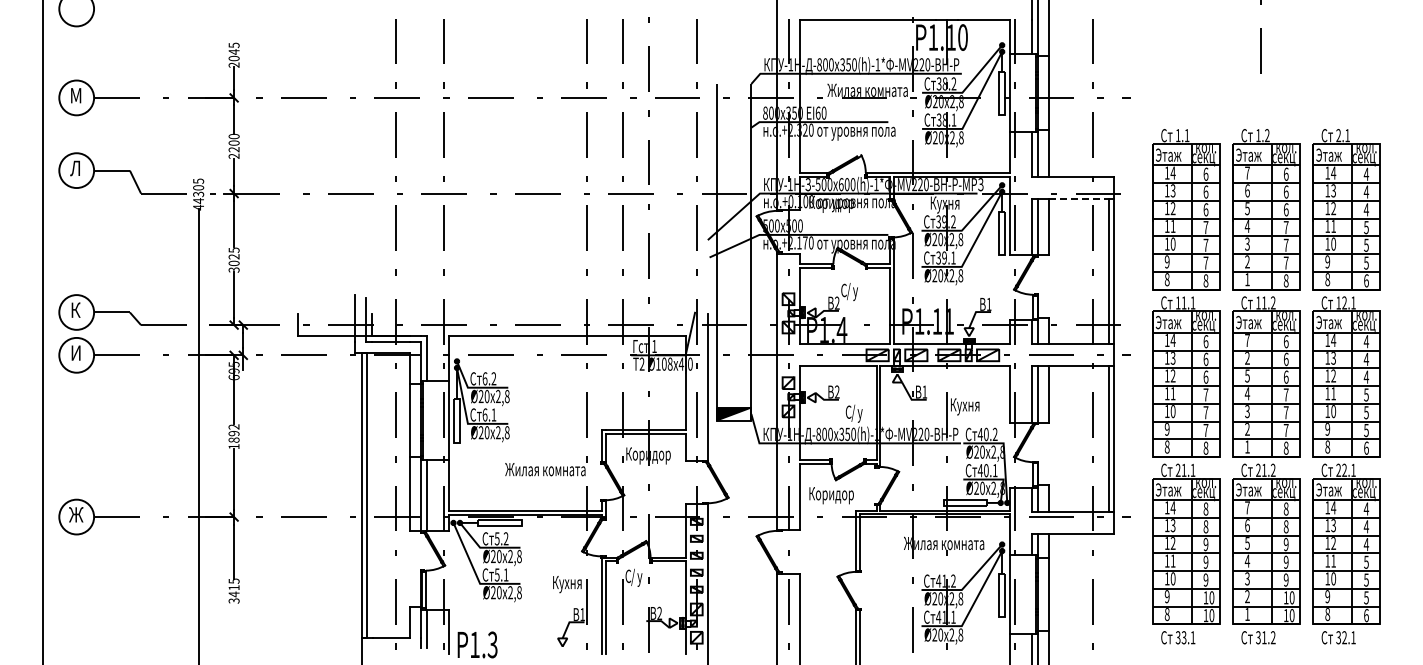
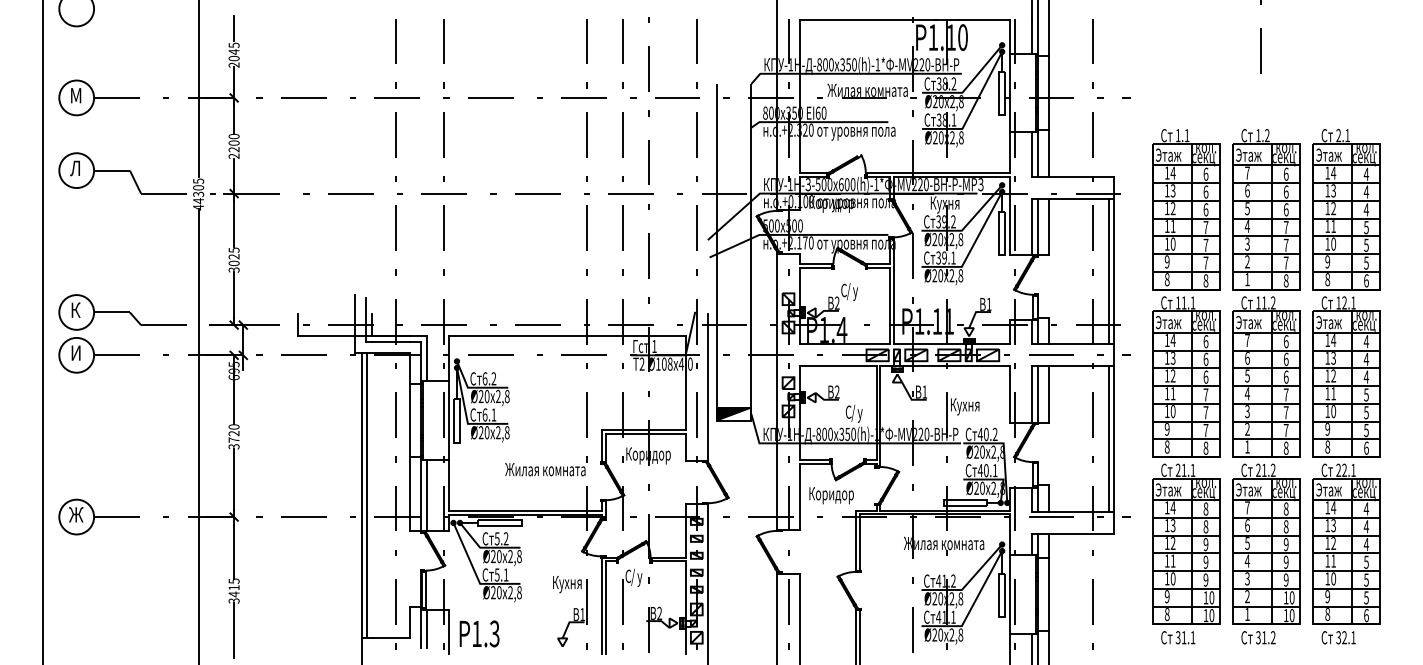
line: none -> present (234, 28)
line: none -> present (198, 89)
line: dashed -> solid (1079, 199)
text: 2 -> 6 (1247, 358)
text: 1892 -> 3720 (233, 436)
line: none -> present (234, 630)
text: 33.1 -> 31.1 (1183, 637)
text position: (477, 644) -> (479, 633) (479, 633)
